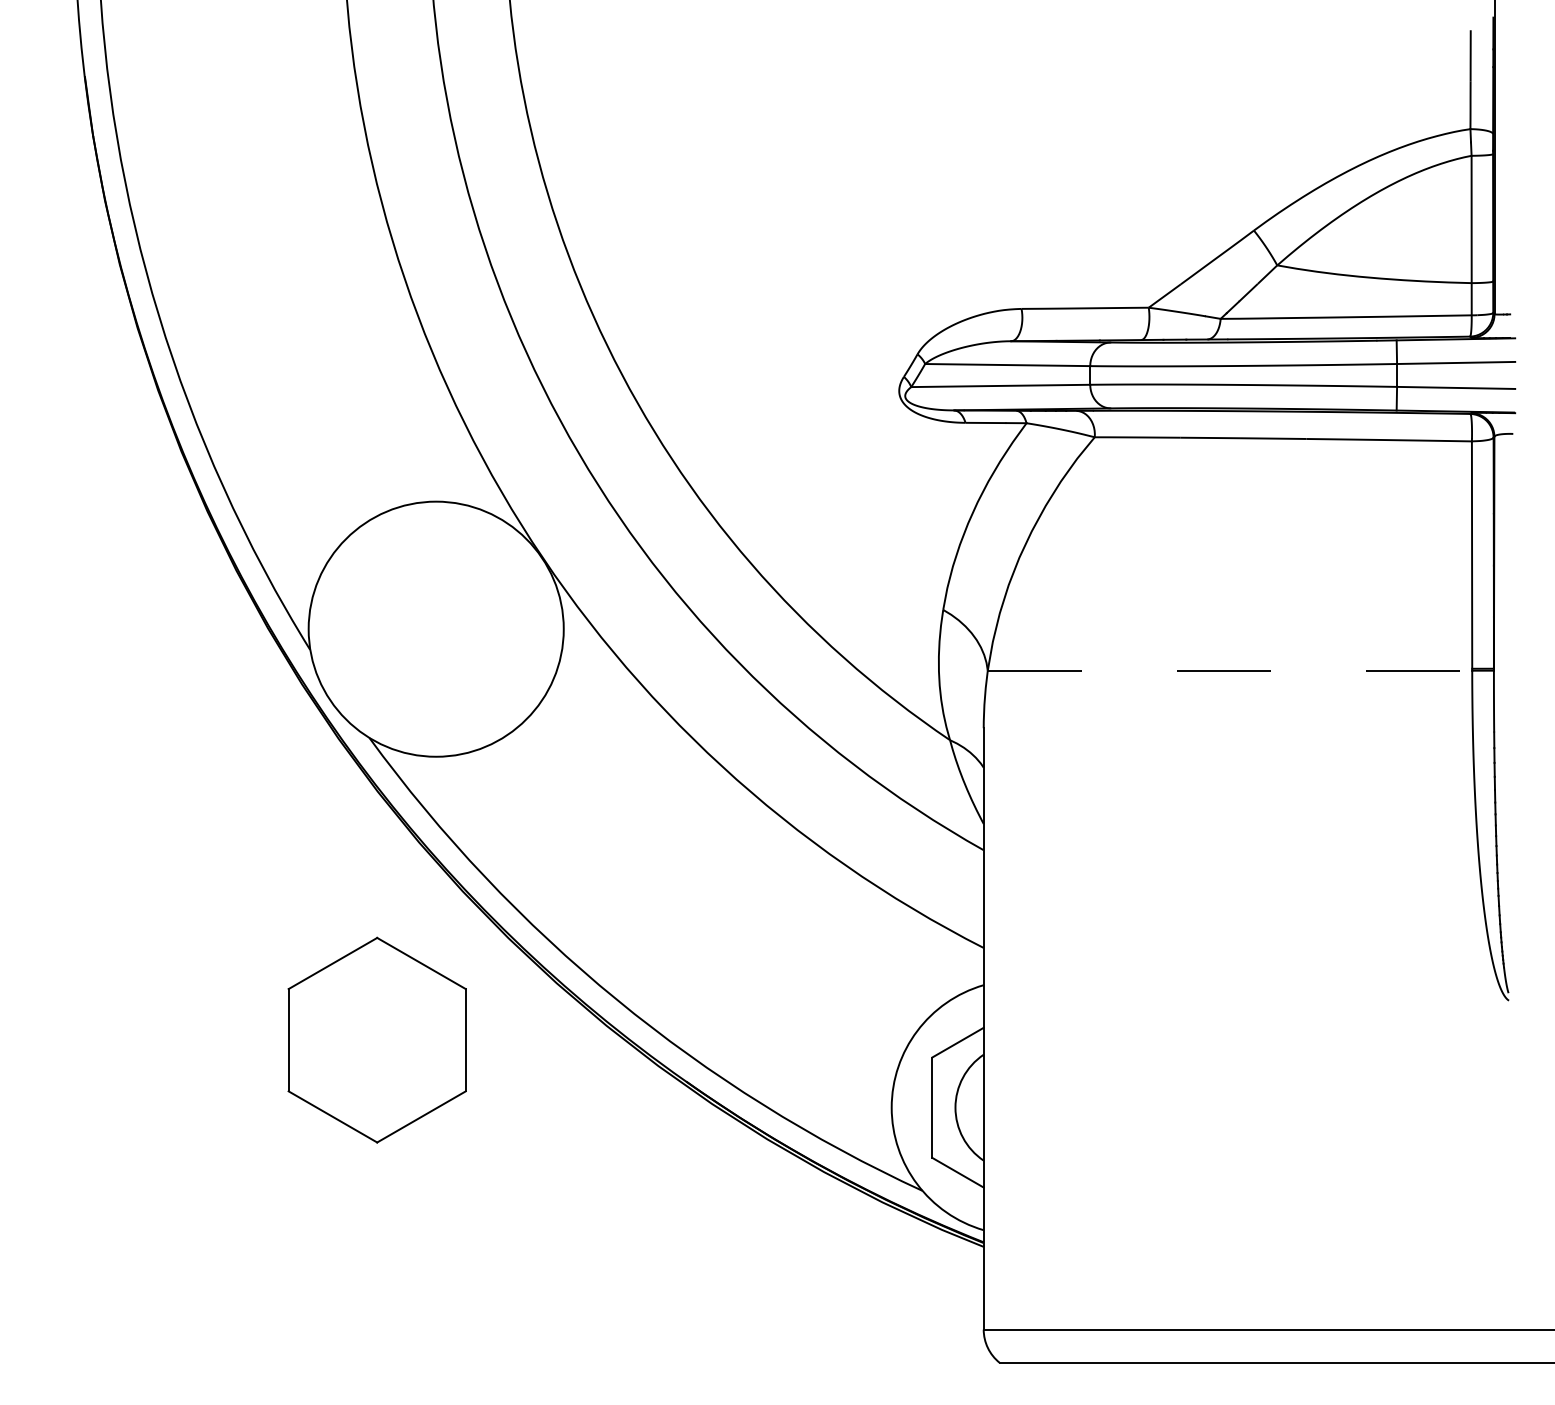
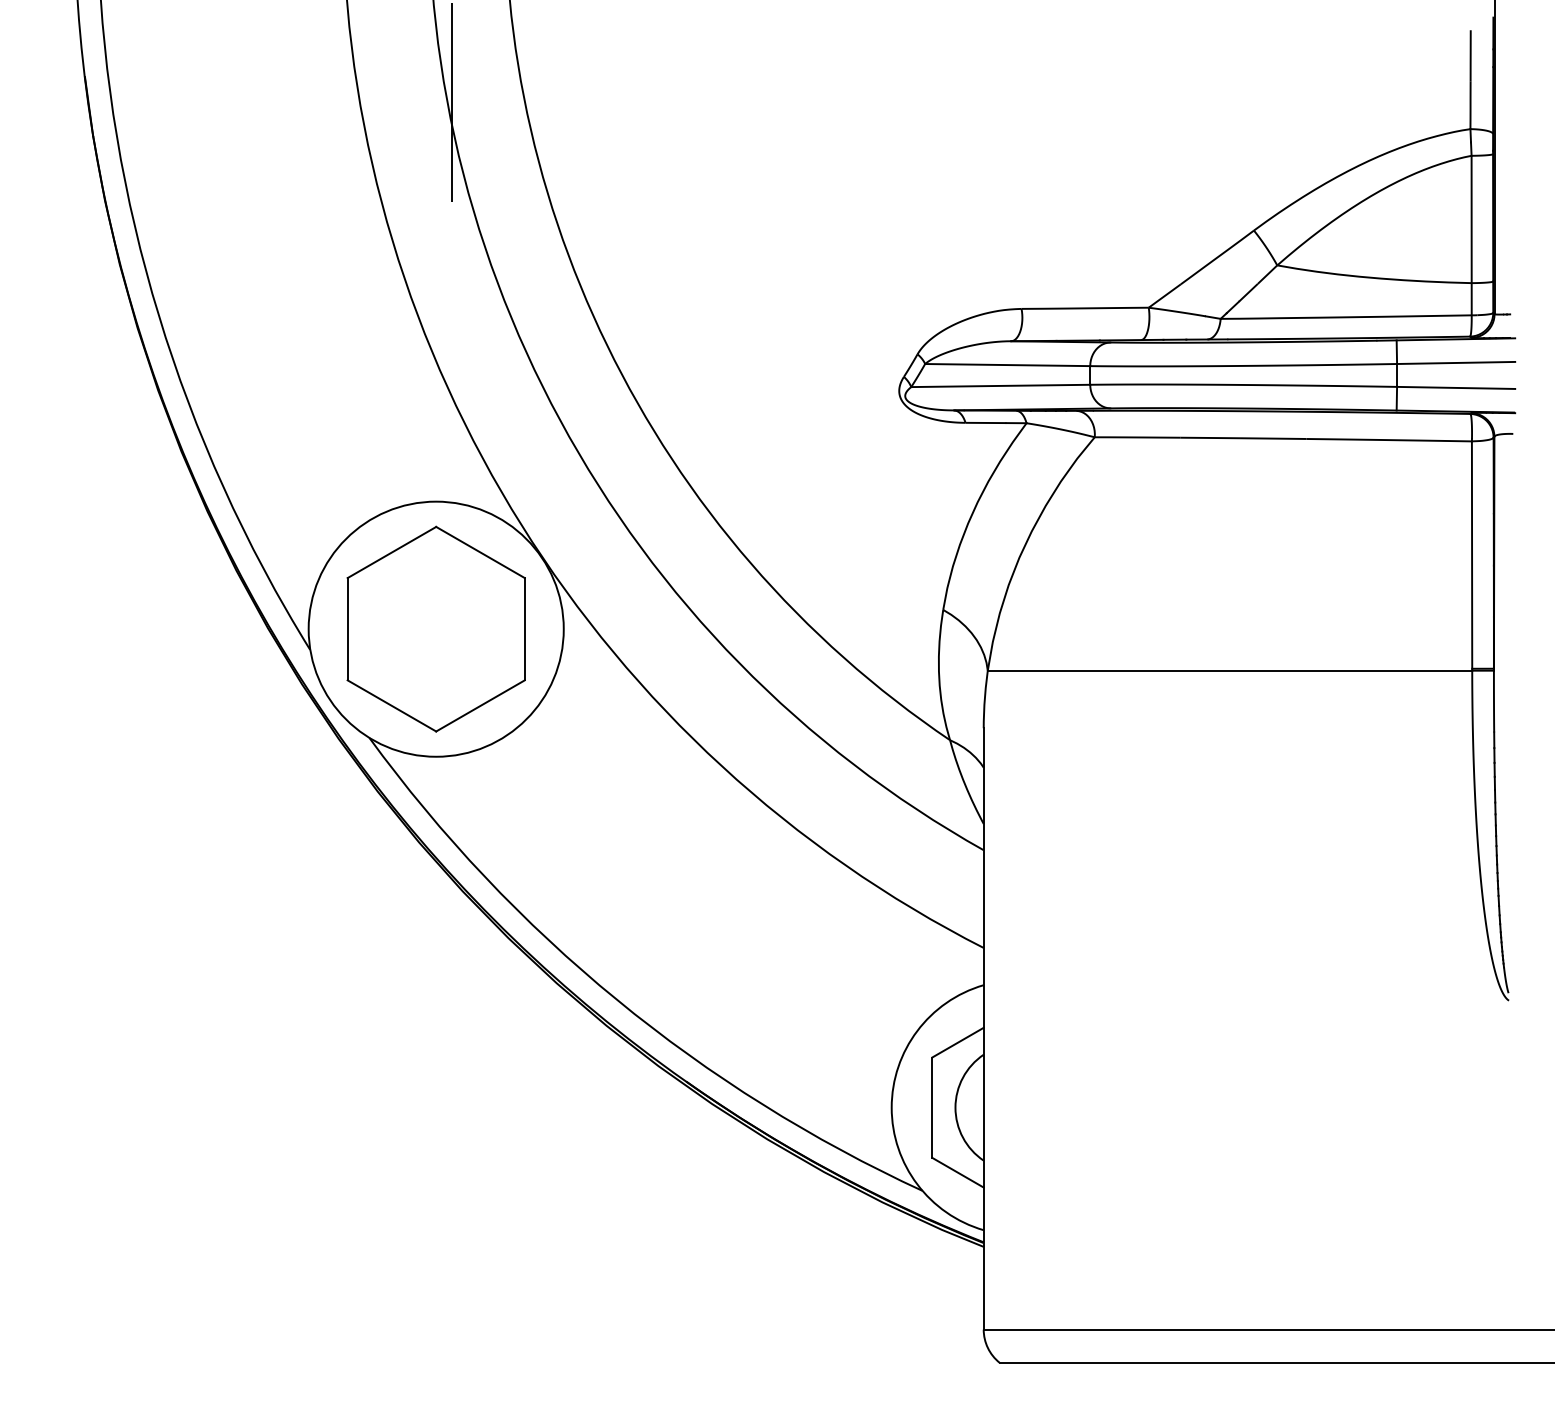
line: none -> present (452, 102)
line: dashed -> solid (1230, 670)
part position: (376, 1039) -> (435, 628) (435, 628)
